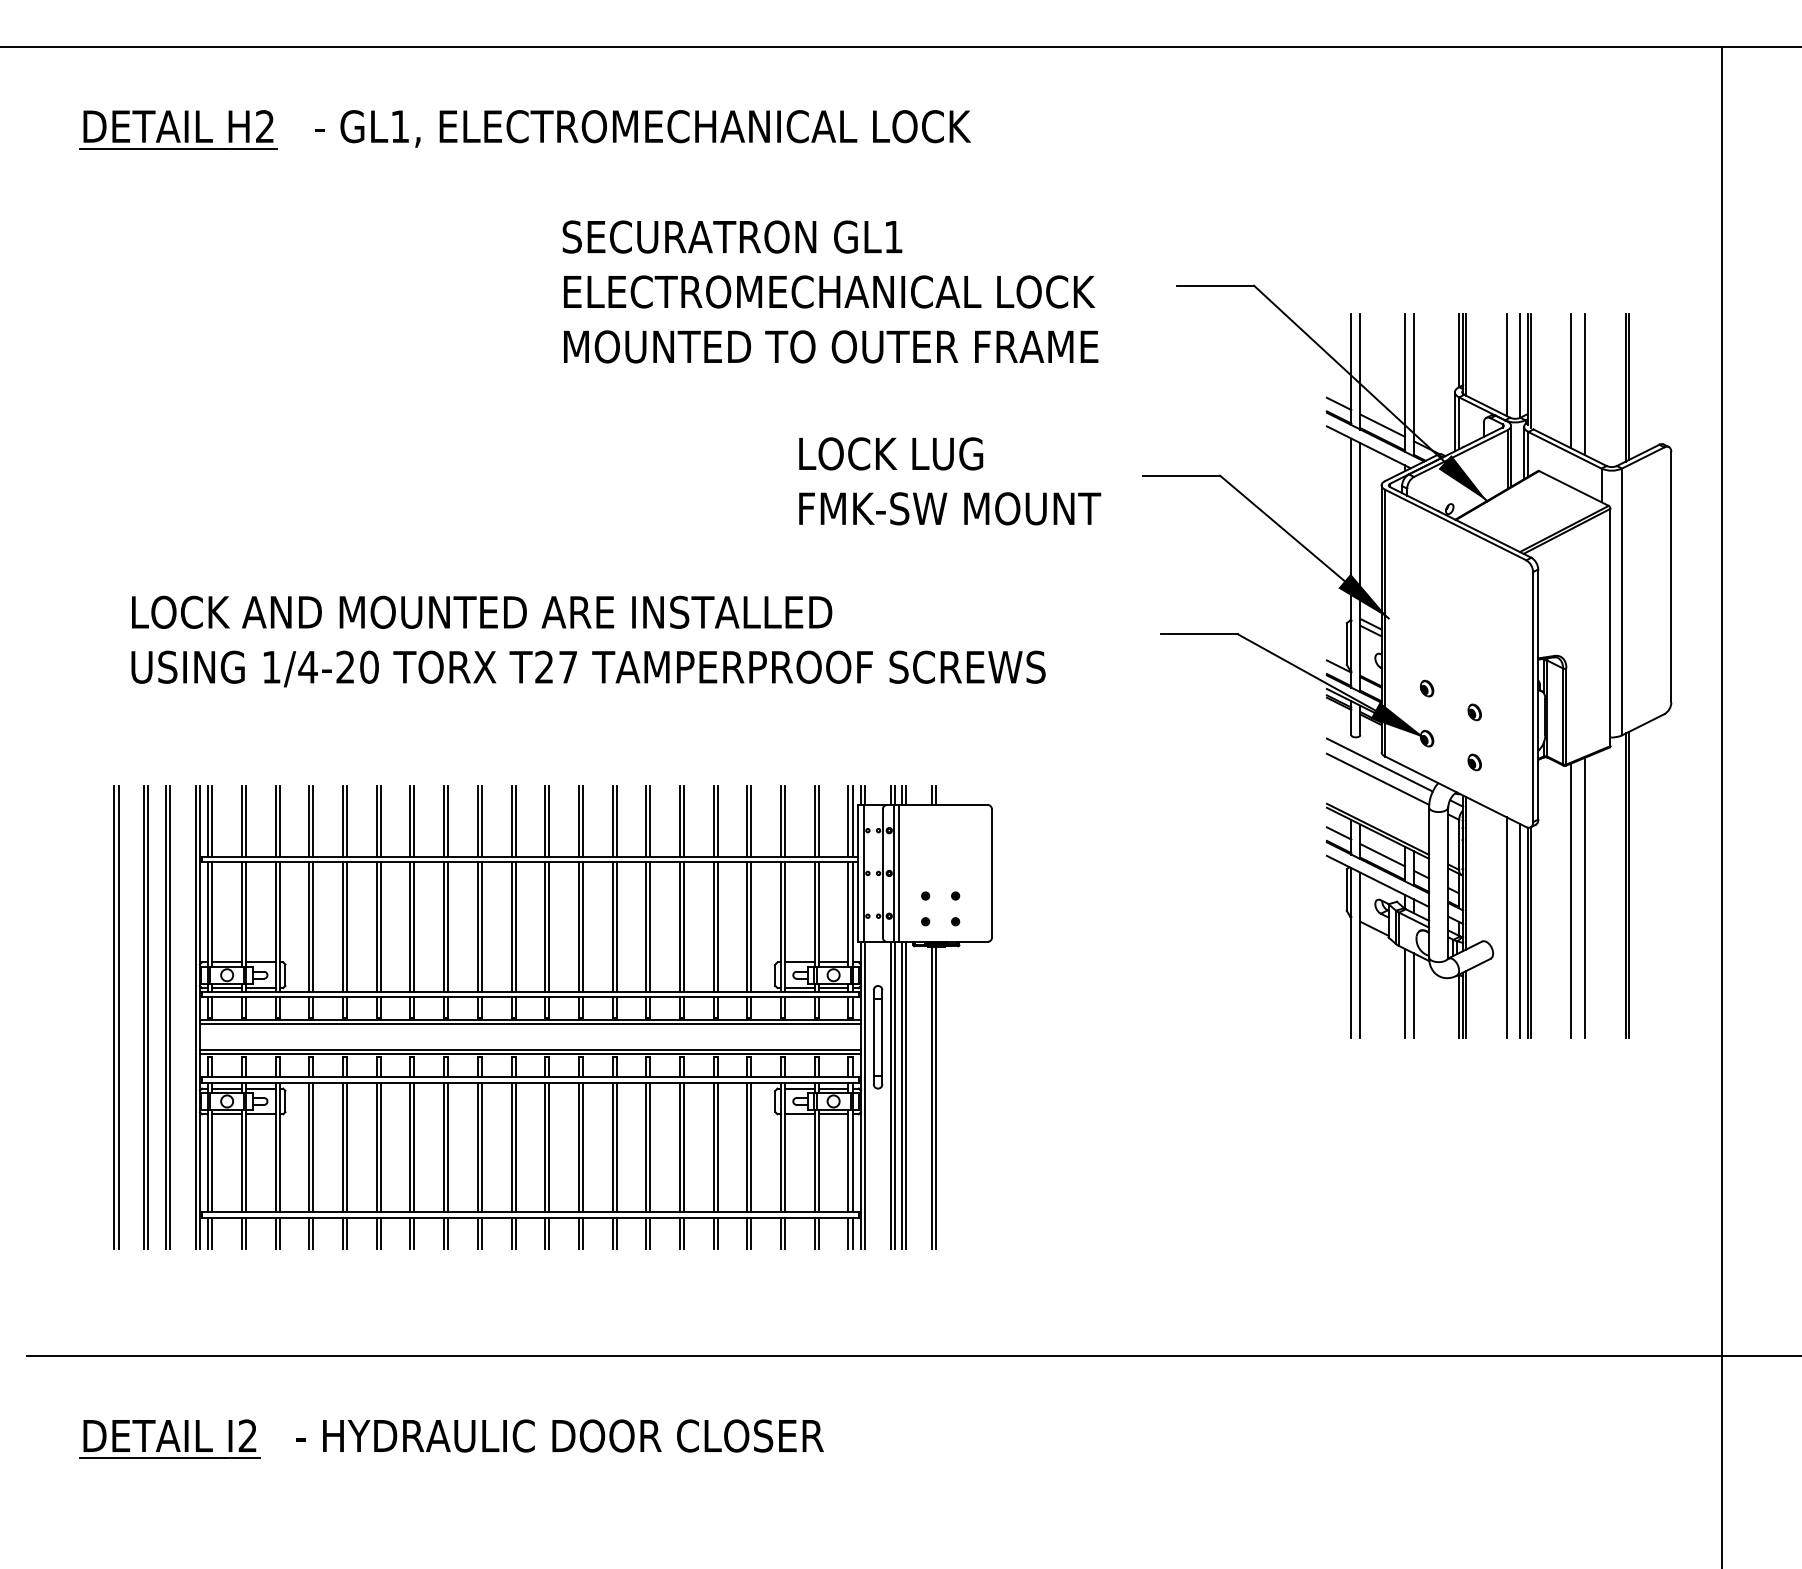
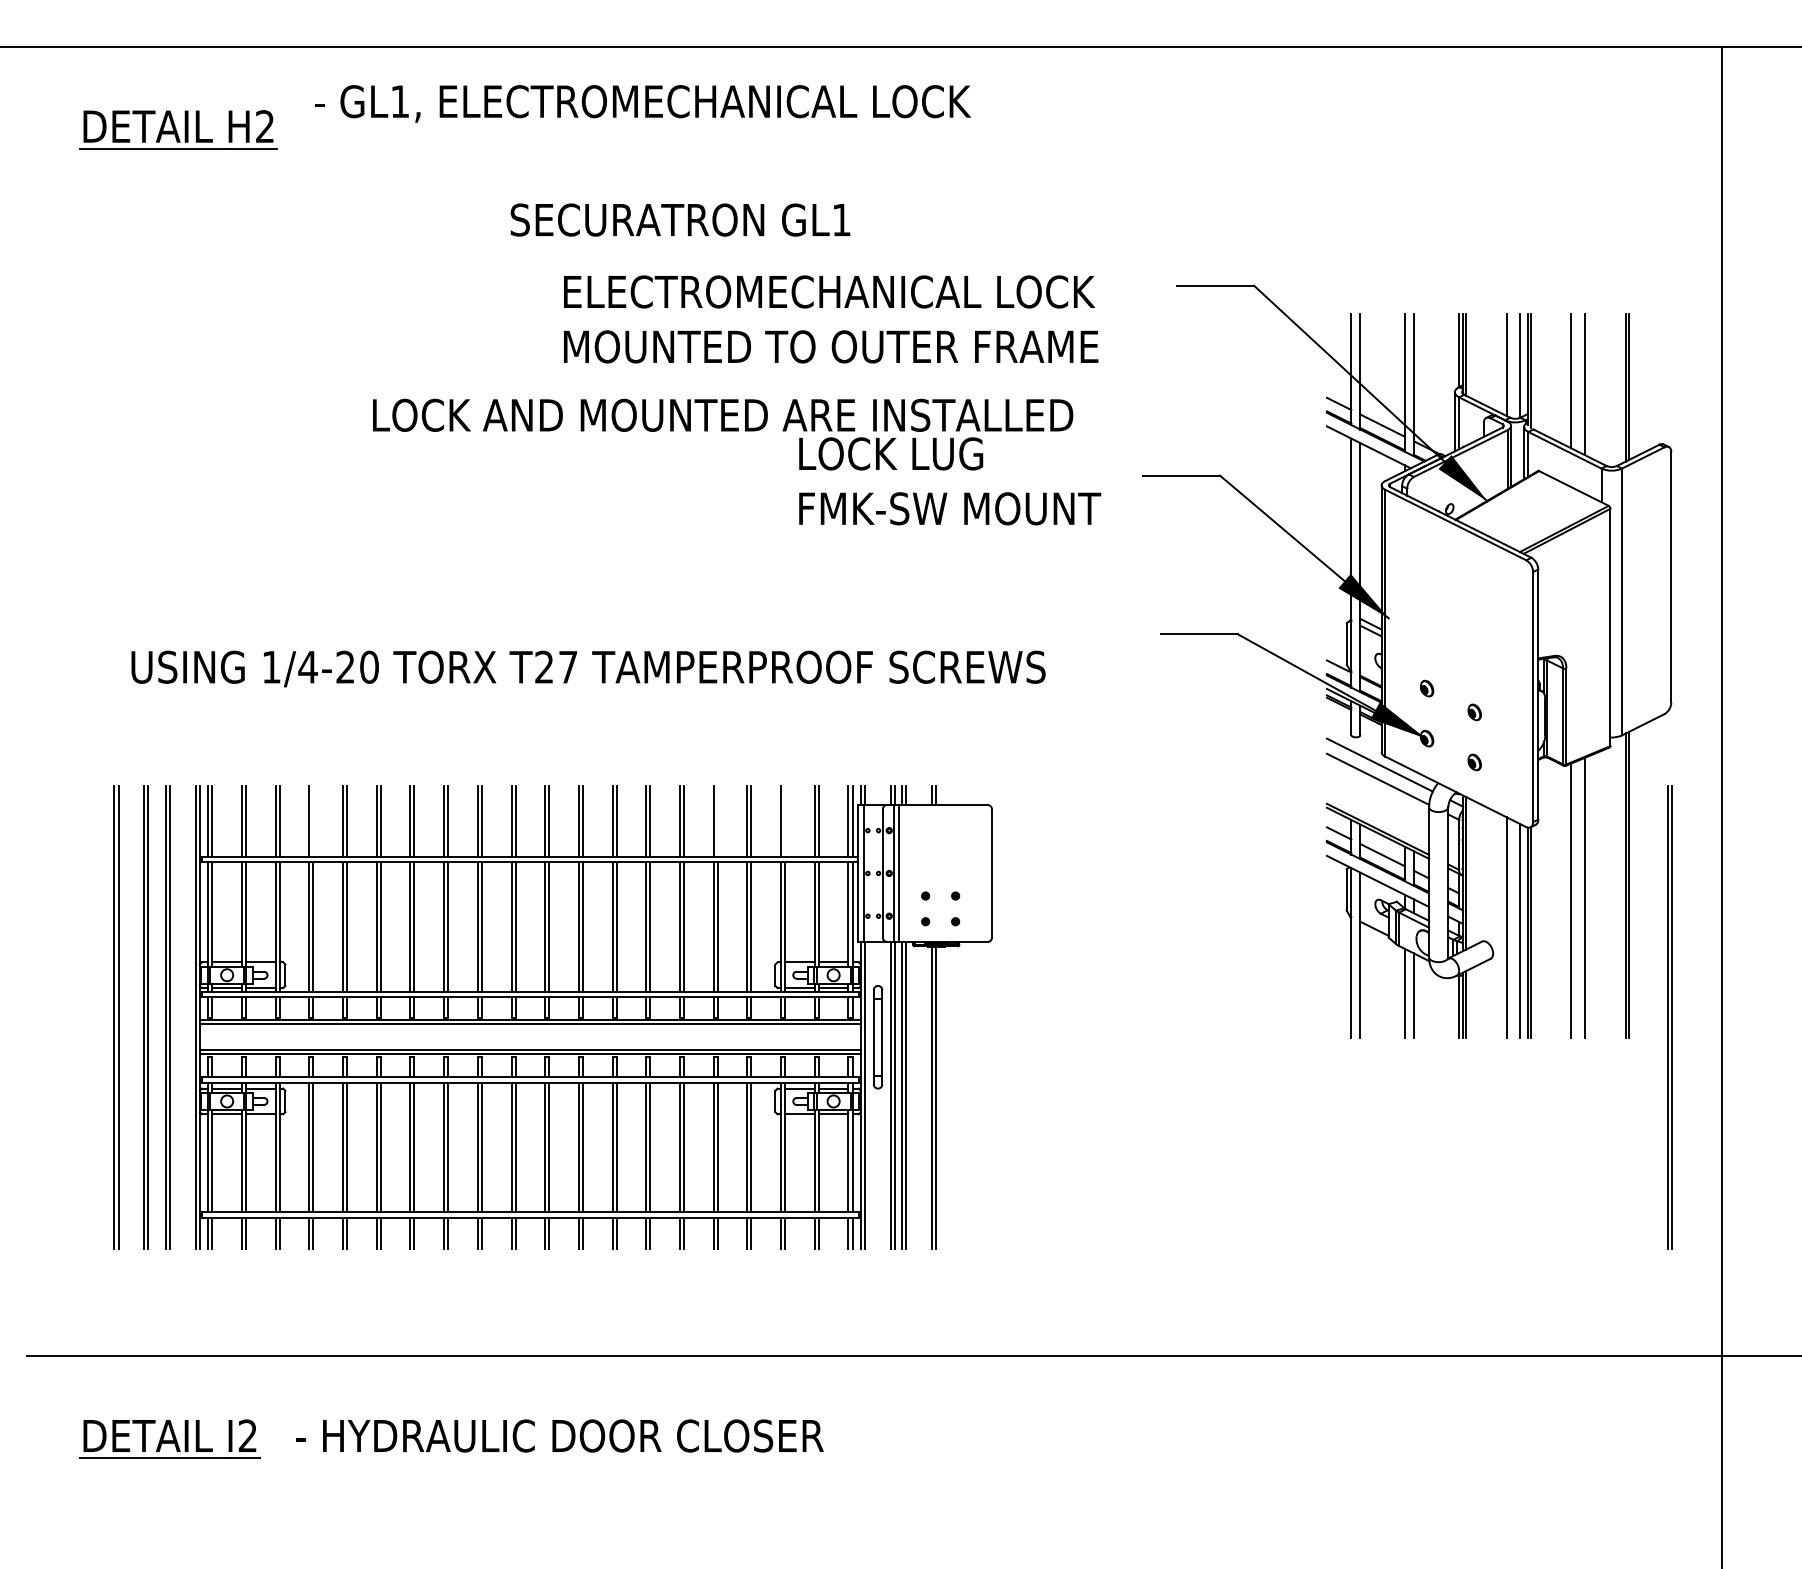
text position: (642, 128) -> (642, 103) (642, 103)
text position: (732, 236) -> (680, 219) (680, 219)
text position: (482, 611) -> (723, 414) (723, 414)
line: present -> none (313, 821)
line: present -> none (717, 821)
line: present -> none (785, 821)
part: none -> present (1669, 1017)
